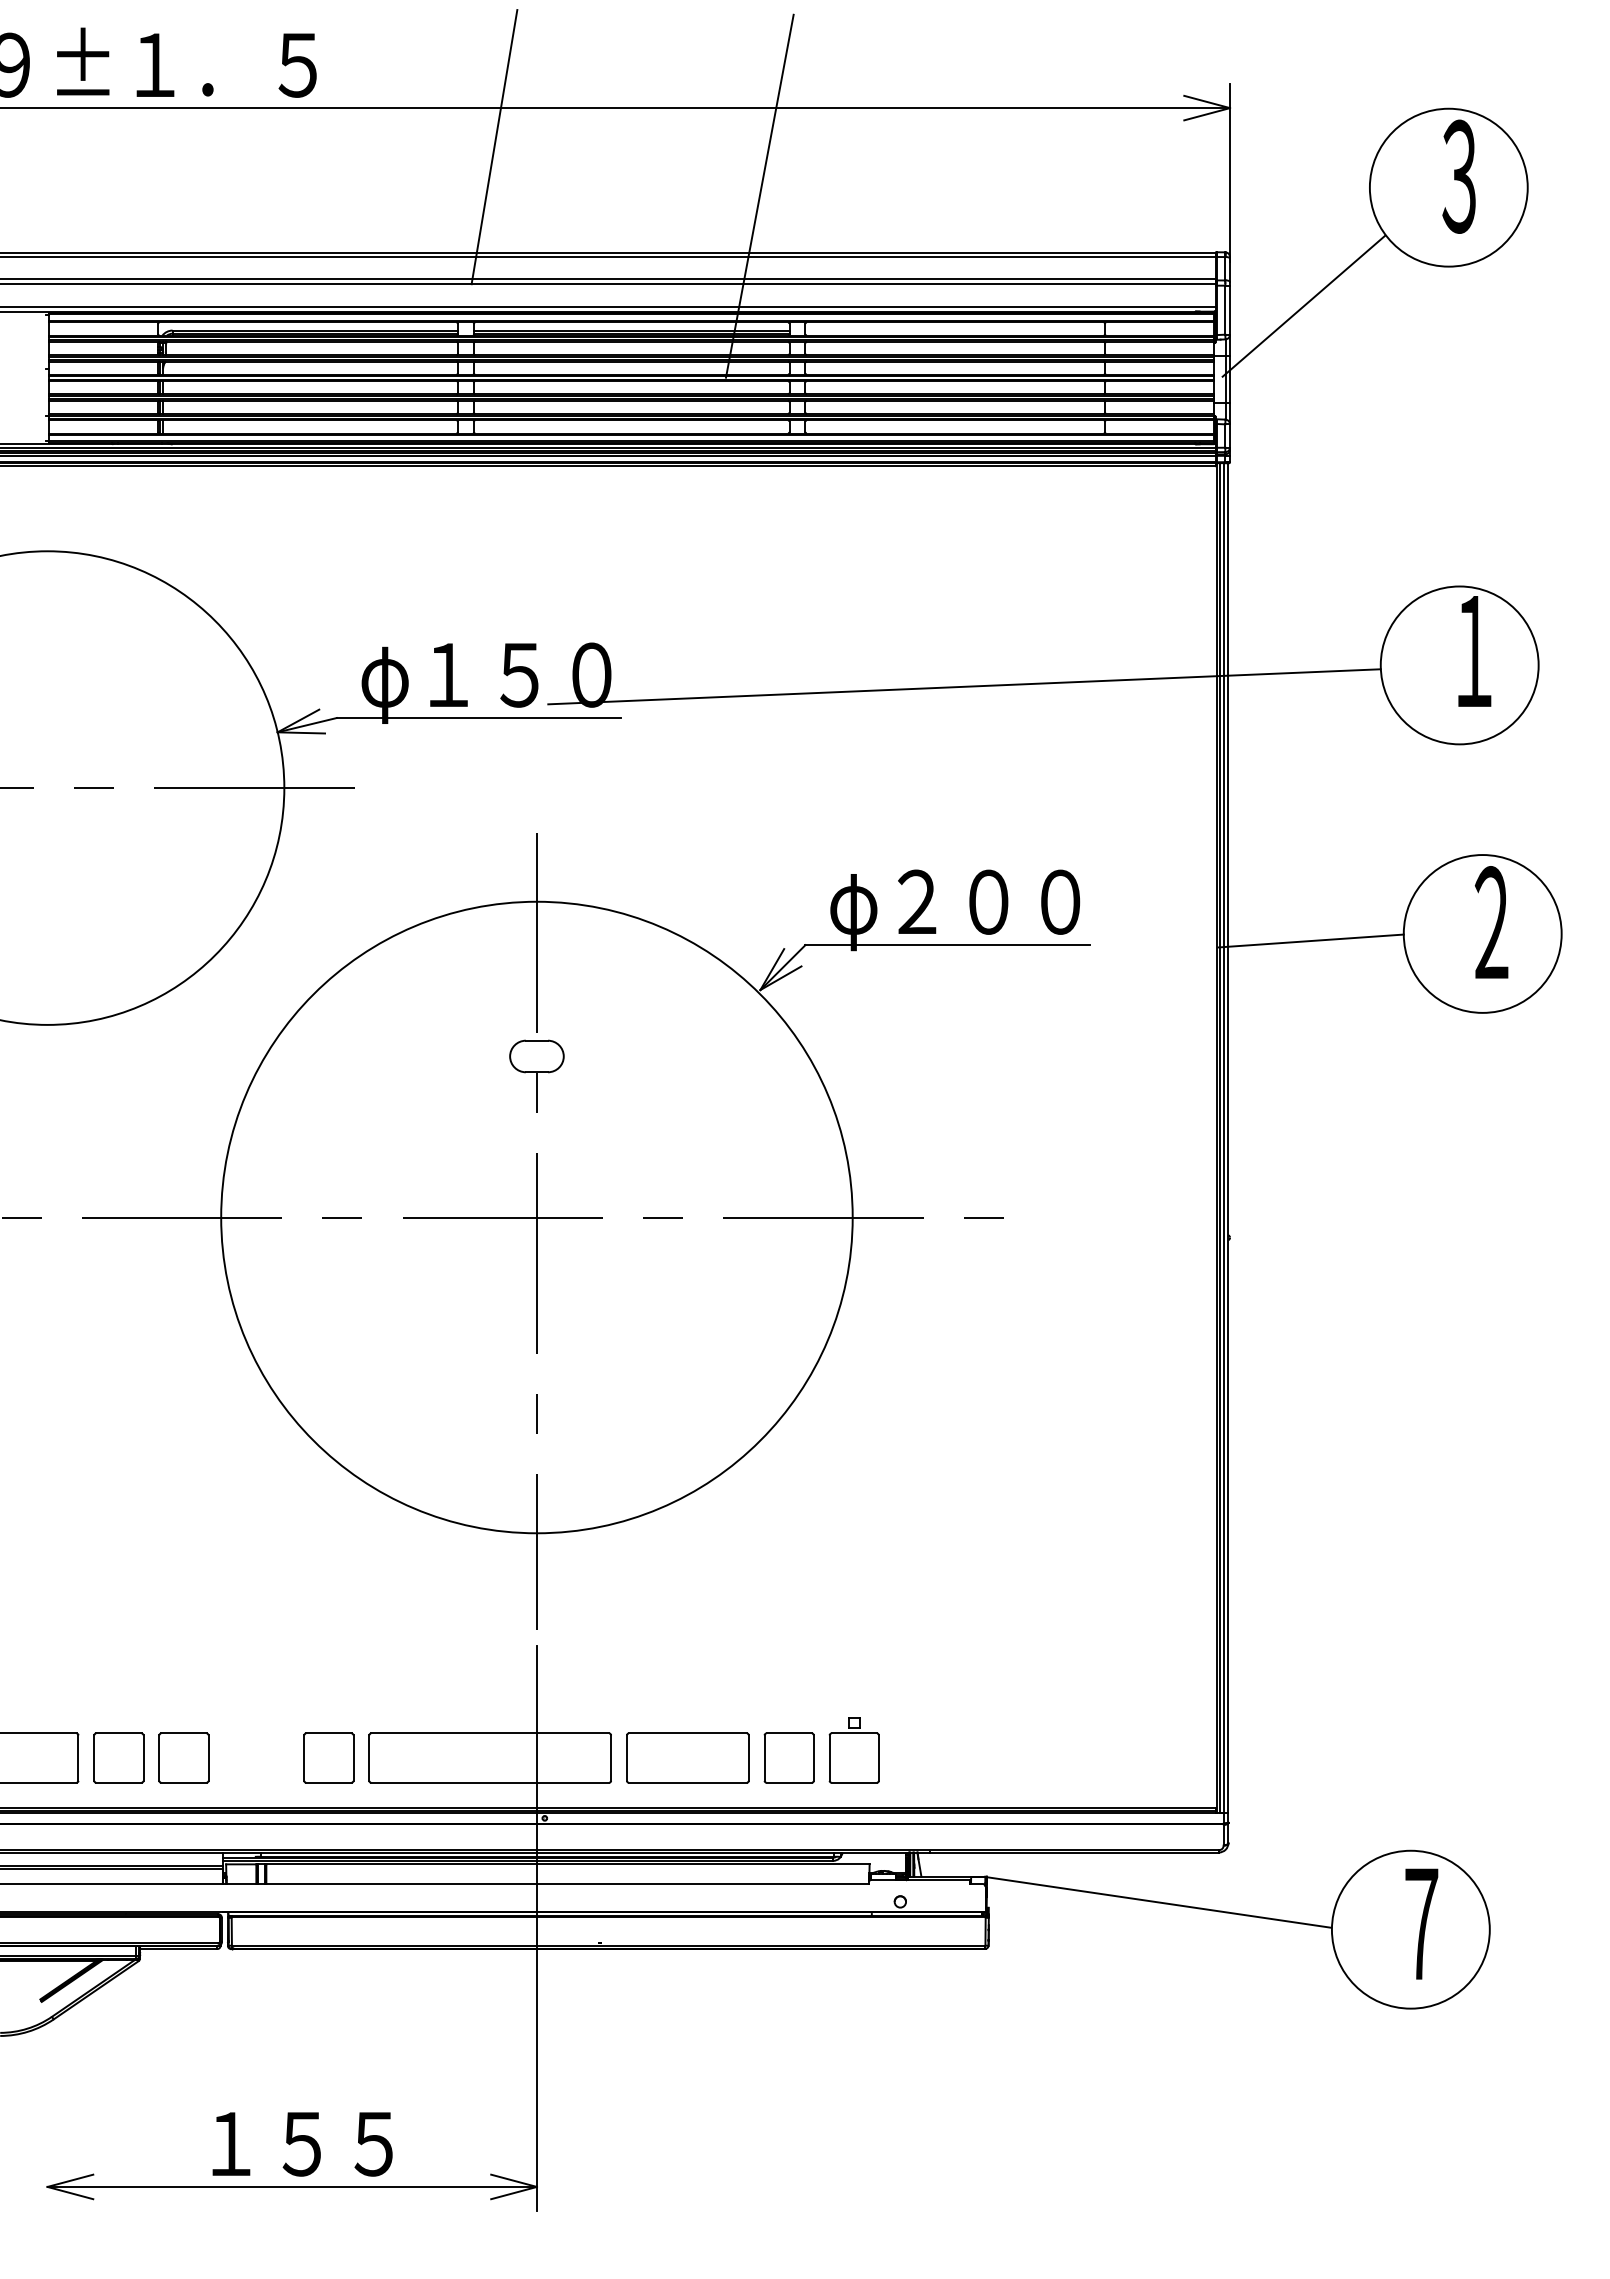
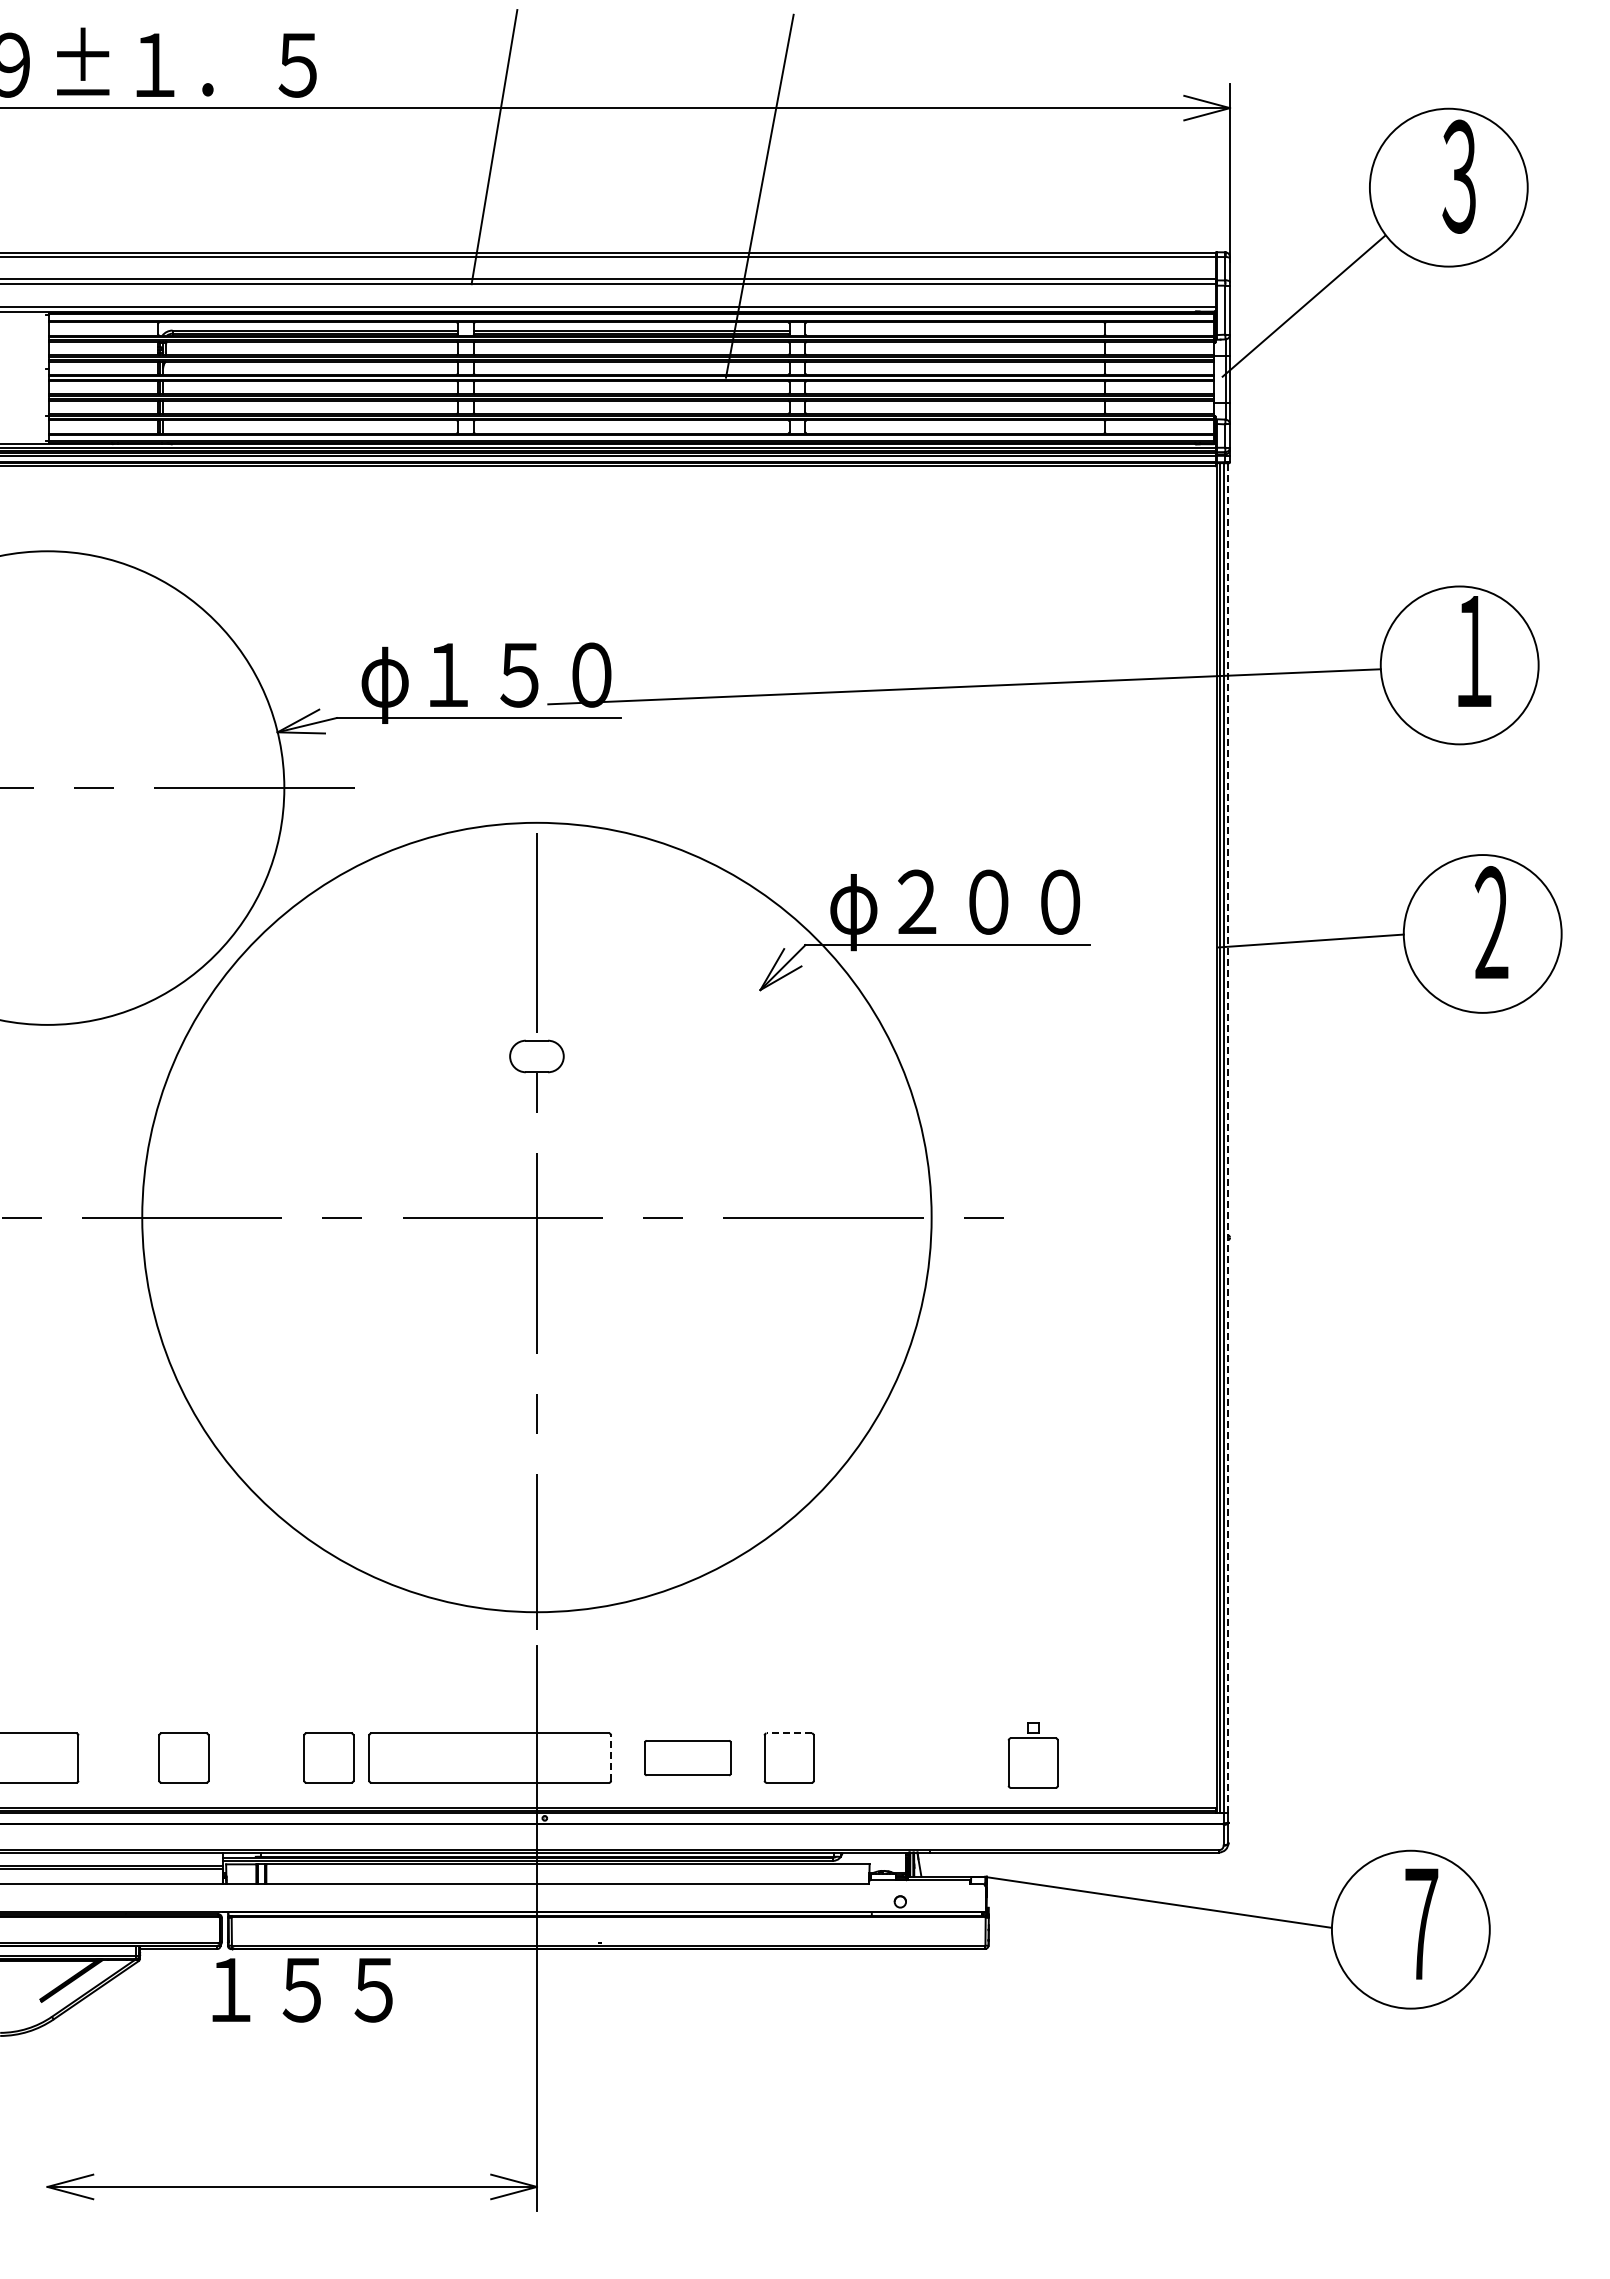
line: solid -> dashed (1228, 1138)
circle diameter: 632 px -> 789 px (536, 1217)
line: solid -> dashed (789, 1733)
part position: (853, 1750) -> (1032, 1755) (1032, 1755)
part: present -> none (118, 1757)
part size: 124x52 px -> 88x37 px (687, 1758)
line: solid -> dashed (611, 1758)
text position: (302, 2144) -> (302, 1990) (302, 1990)
